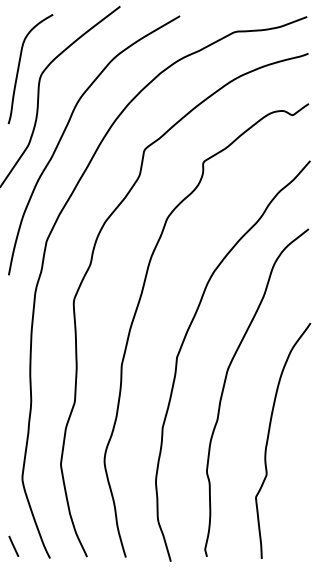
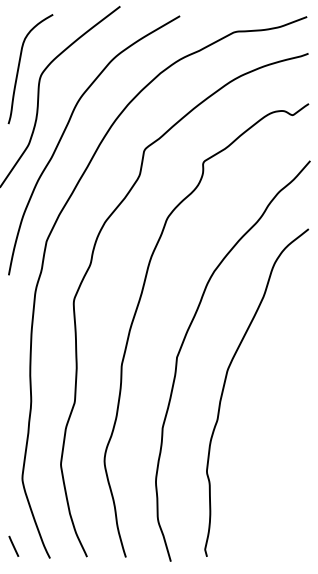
curve: present -> none (269, 435)
